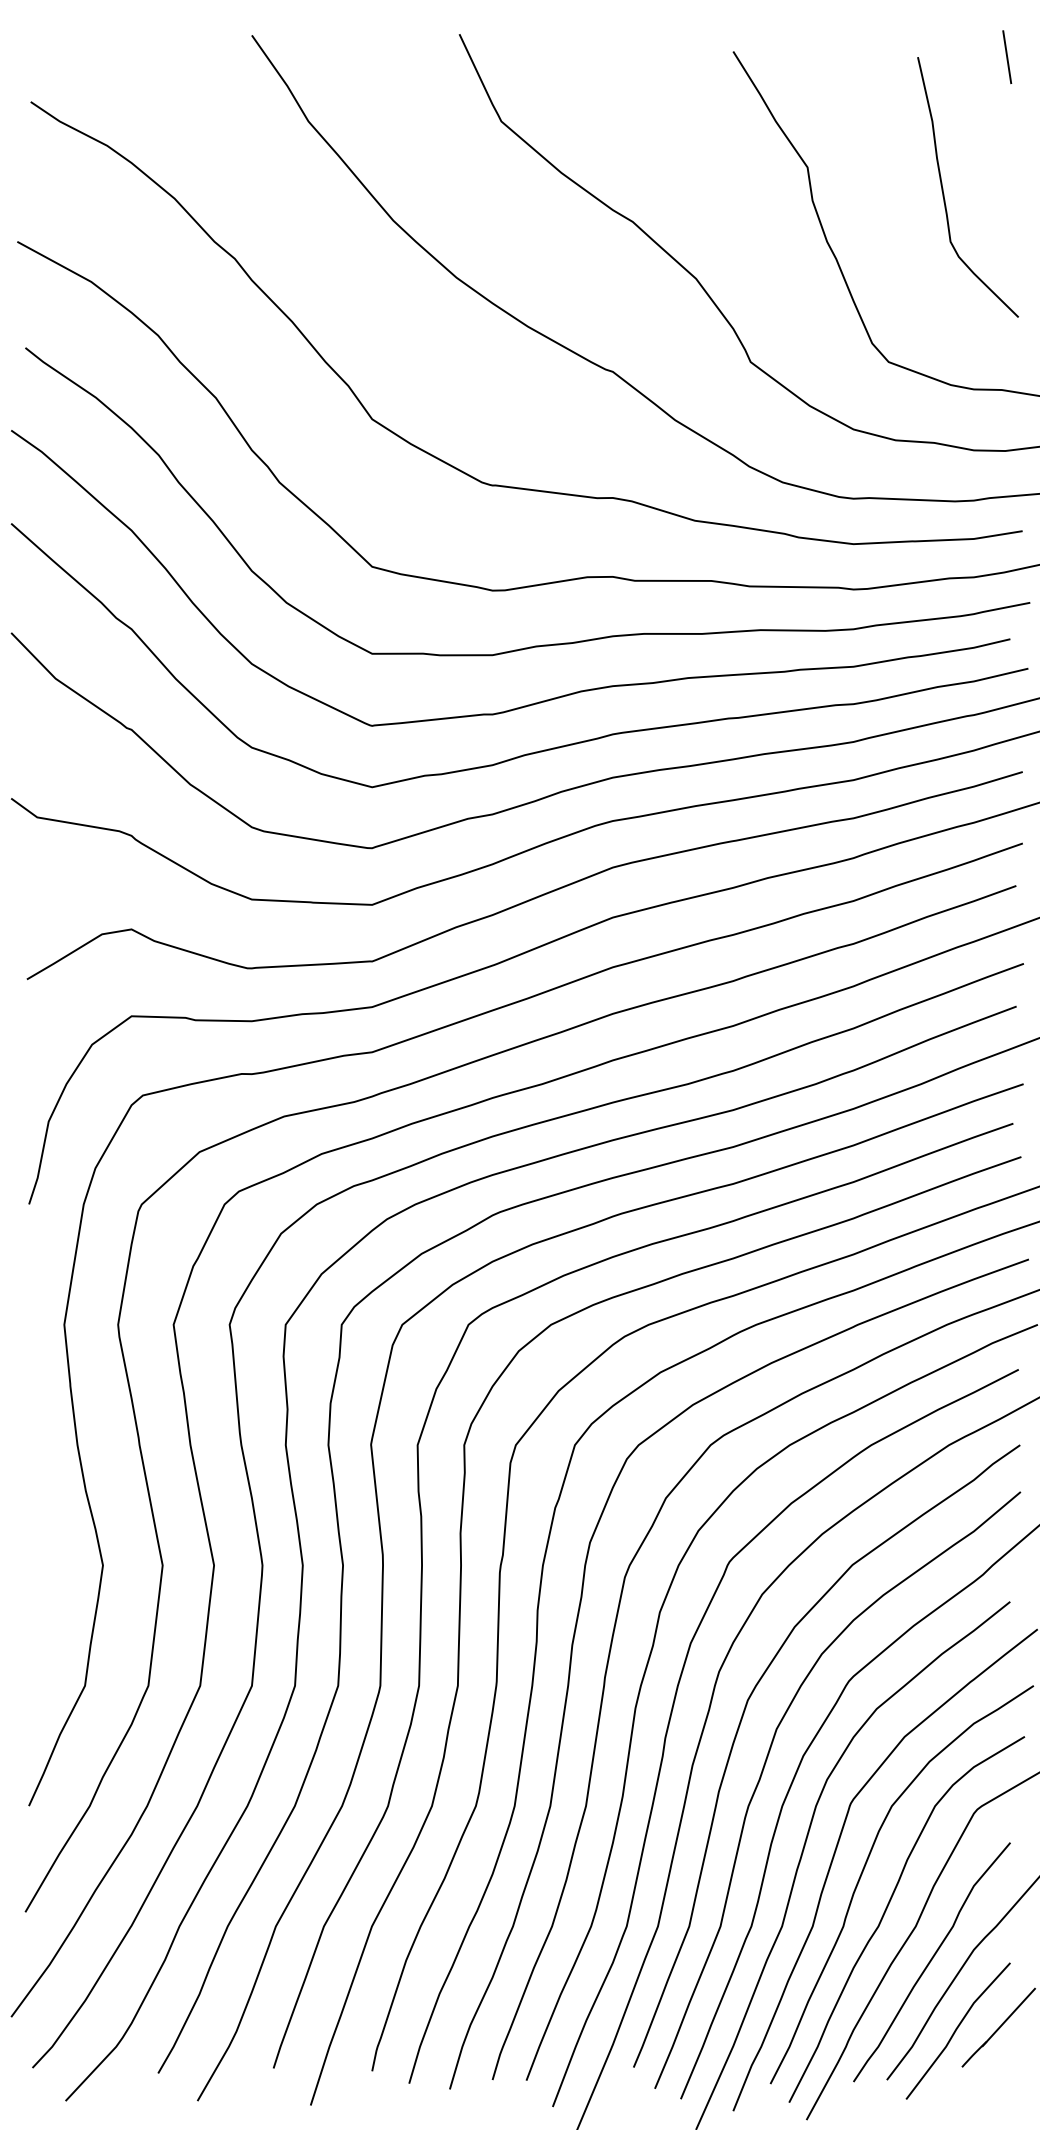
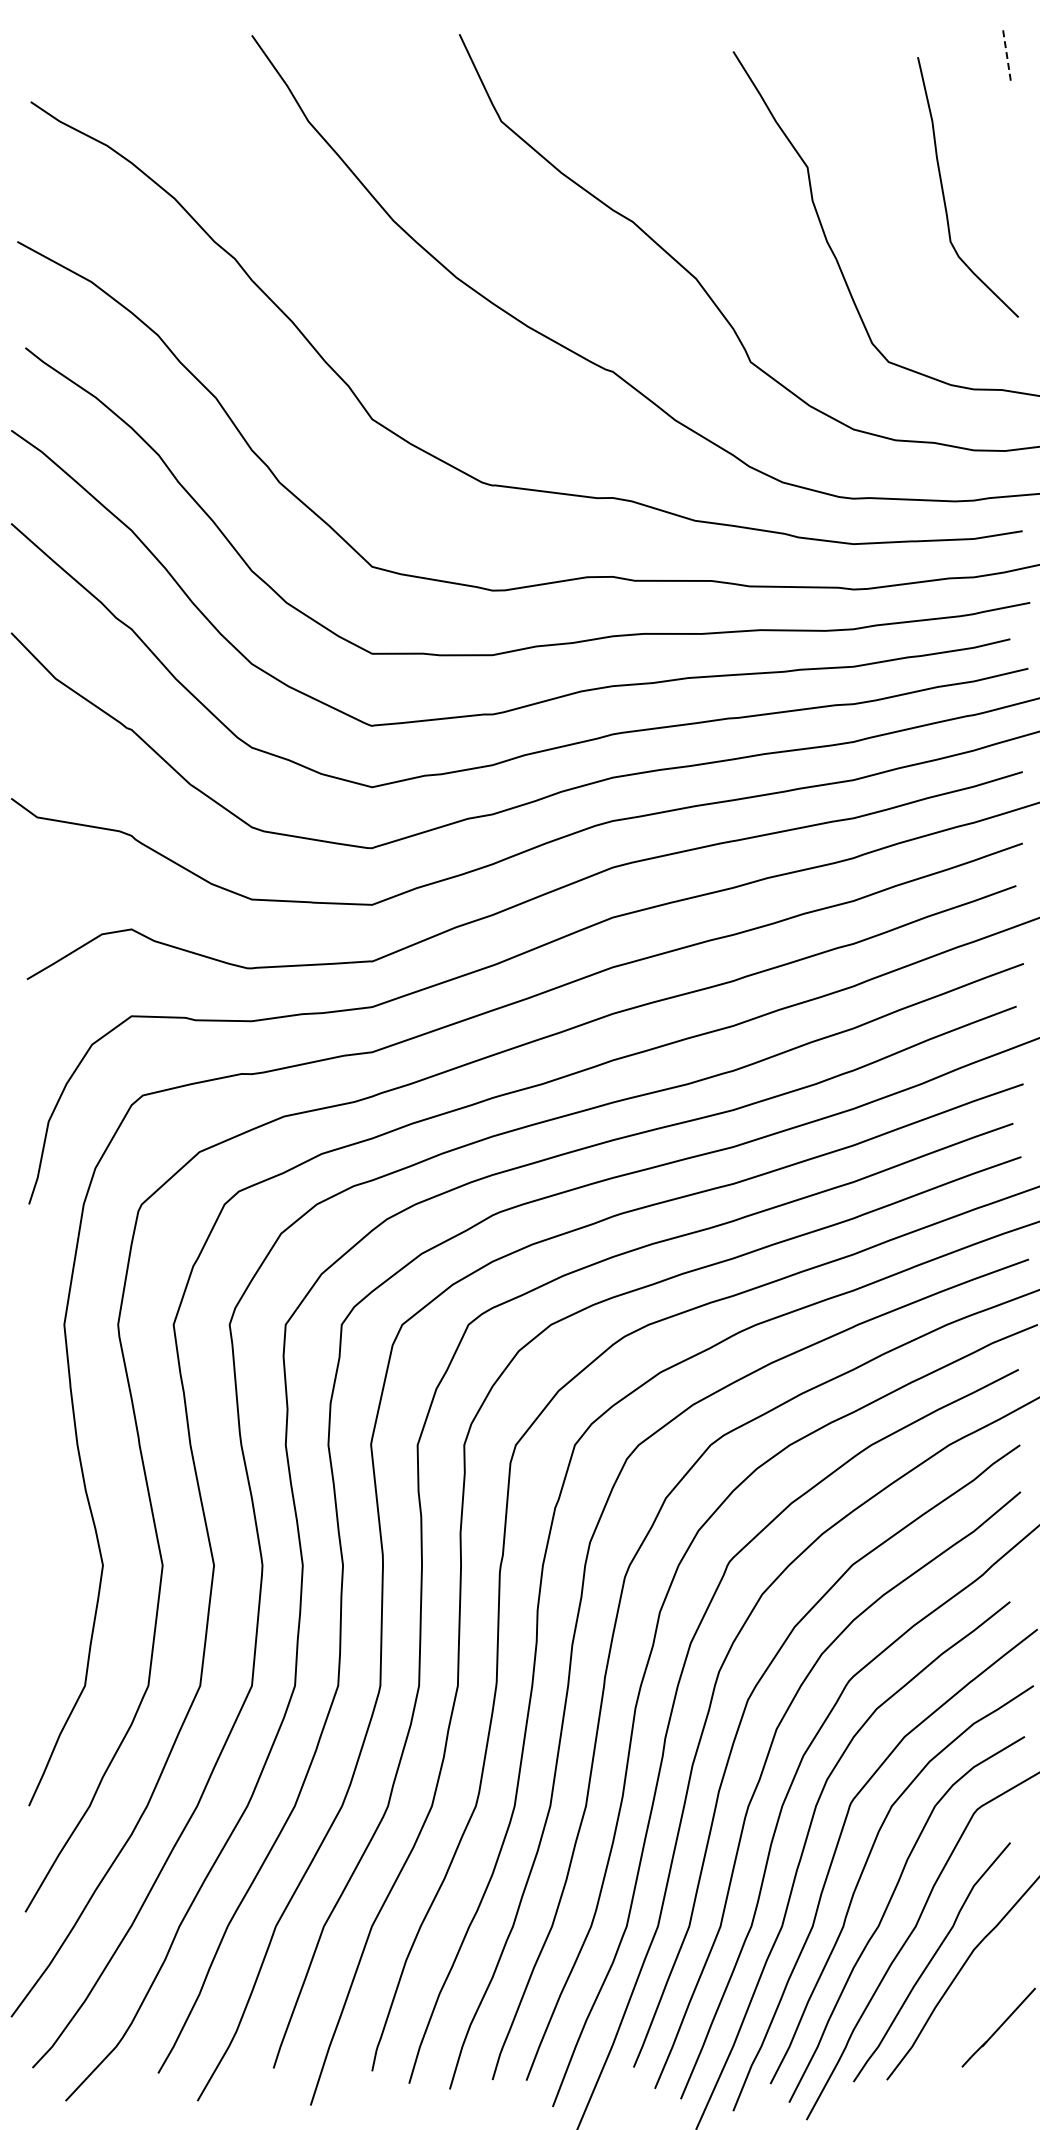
line: solid -> dashed (1007, 57)
line: present -> none (957, 2029)
